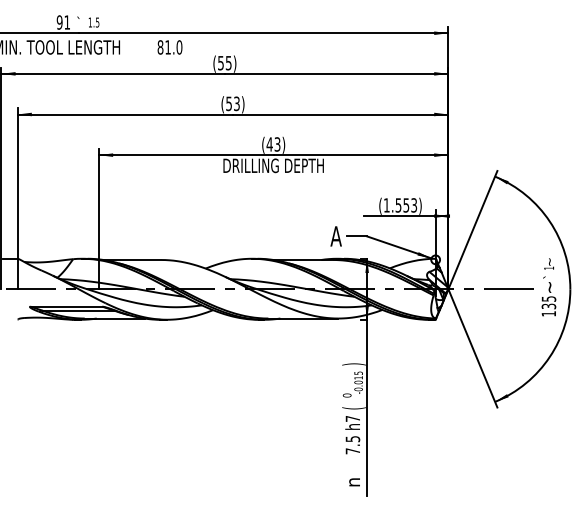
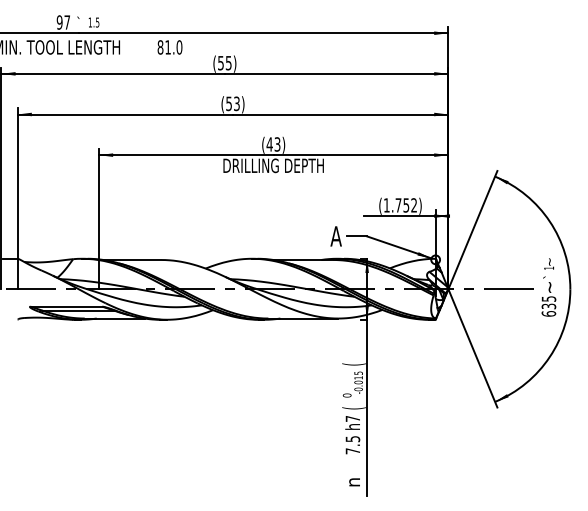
text: 91 -> 97 (66, 22)
text: (1.553) -> (1.752) (406, 205)
text: 135 -> 635 (548, 313)
text: ) -> ( (353, 364)
